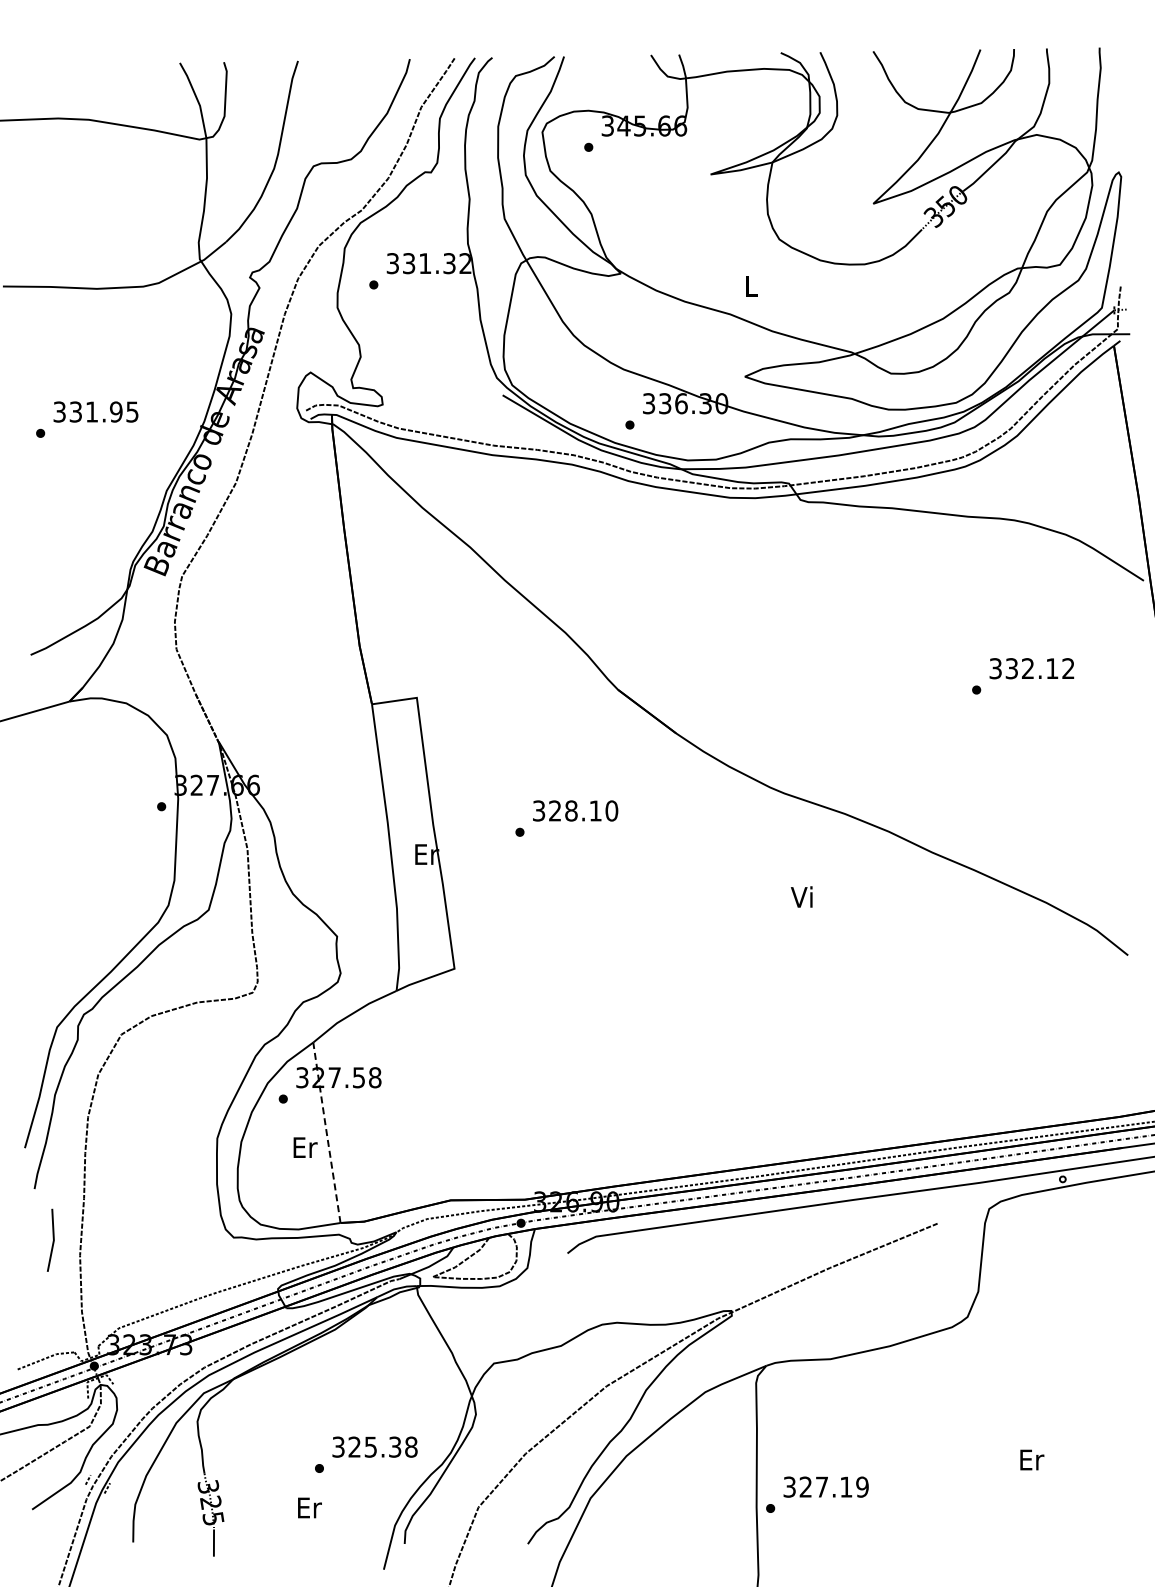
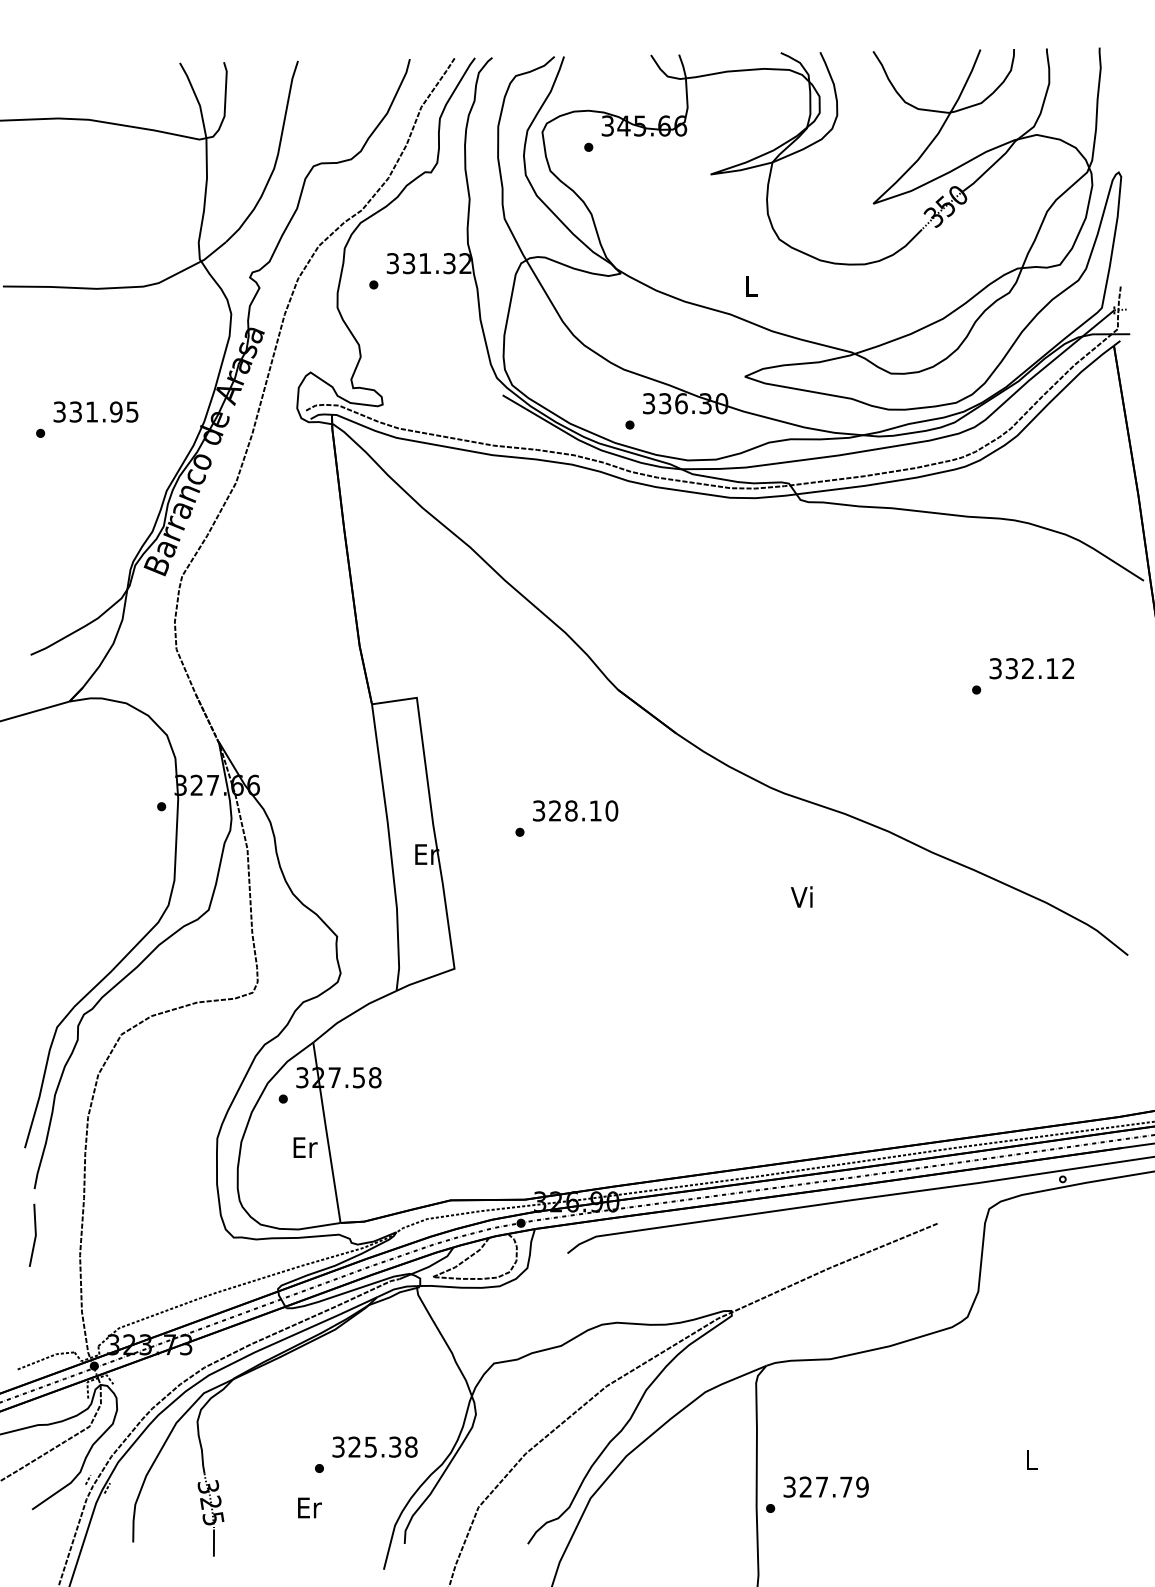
line: dashed -> solid (326, 1132)
line position: (52, 1238) -> (34, 1233) (34, 1233)
text: Er -> L (1032, 1459)
text: 327.19 -> 327.79 (846, 1486)
